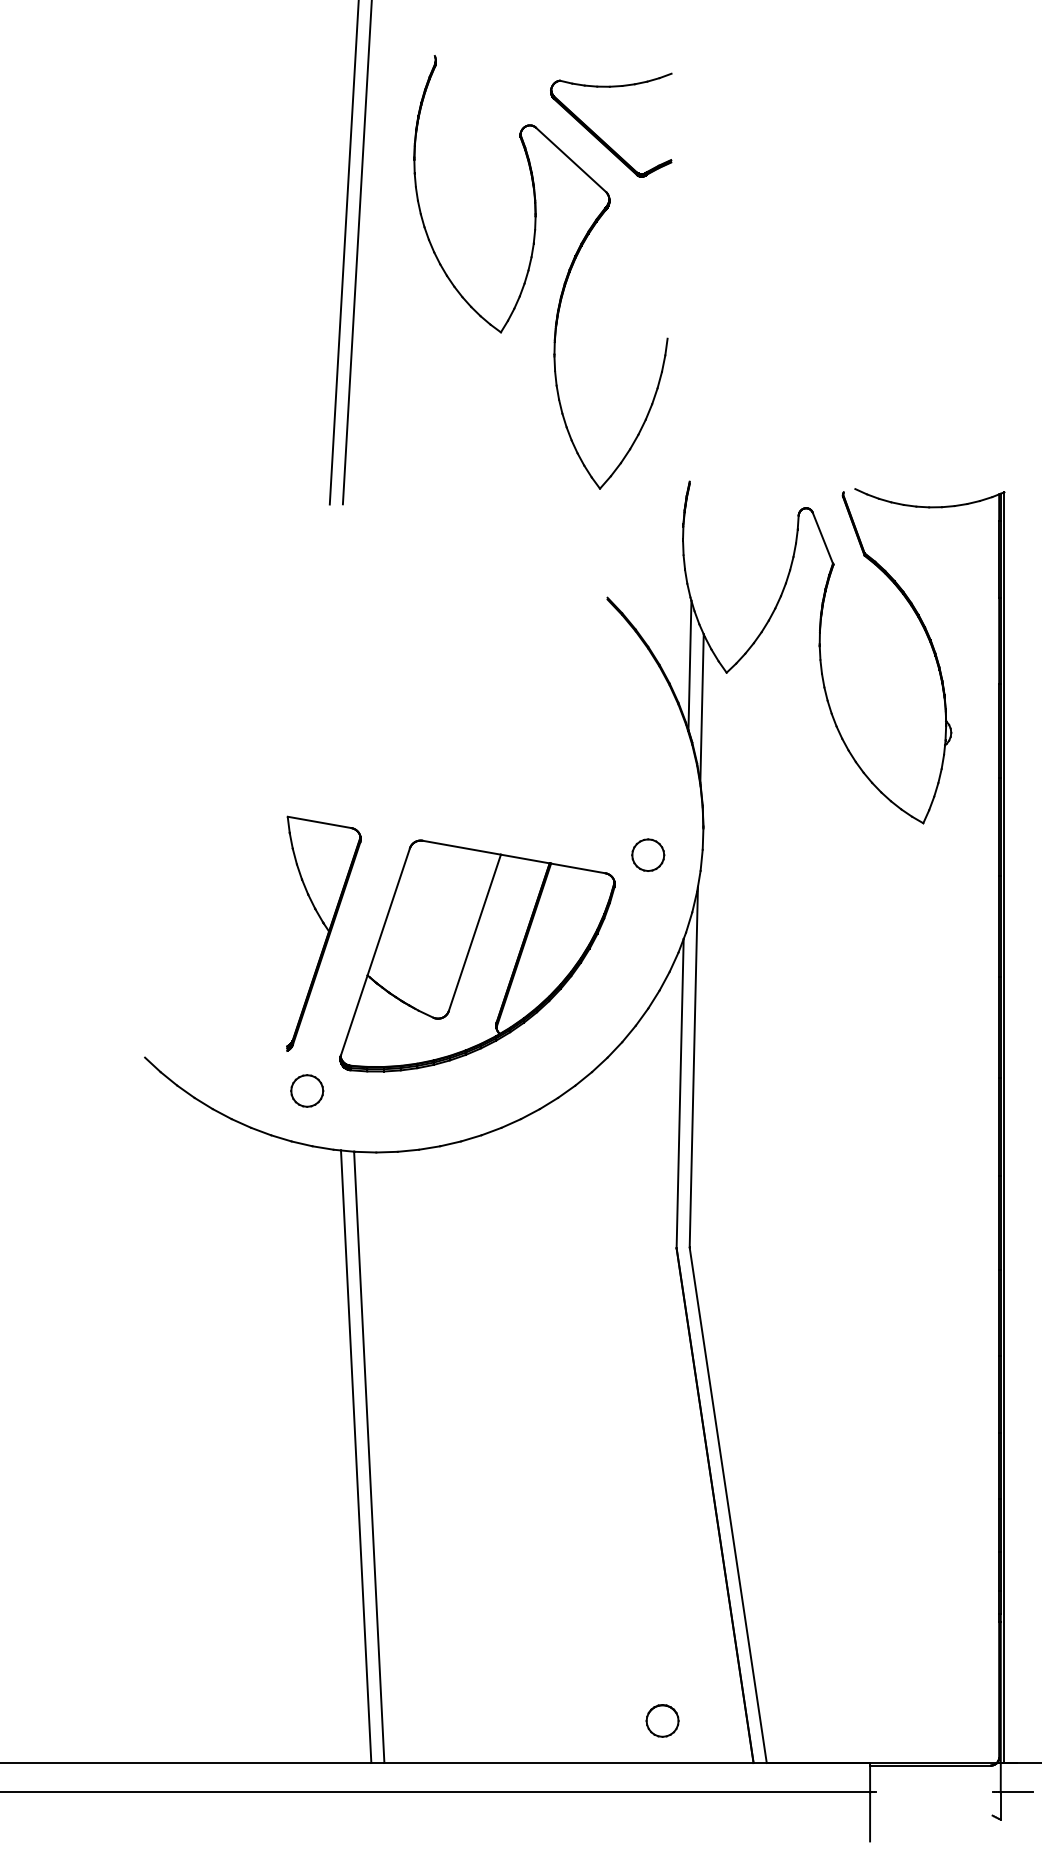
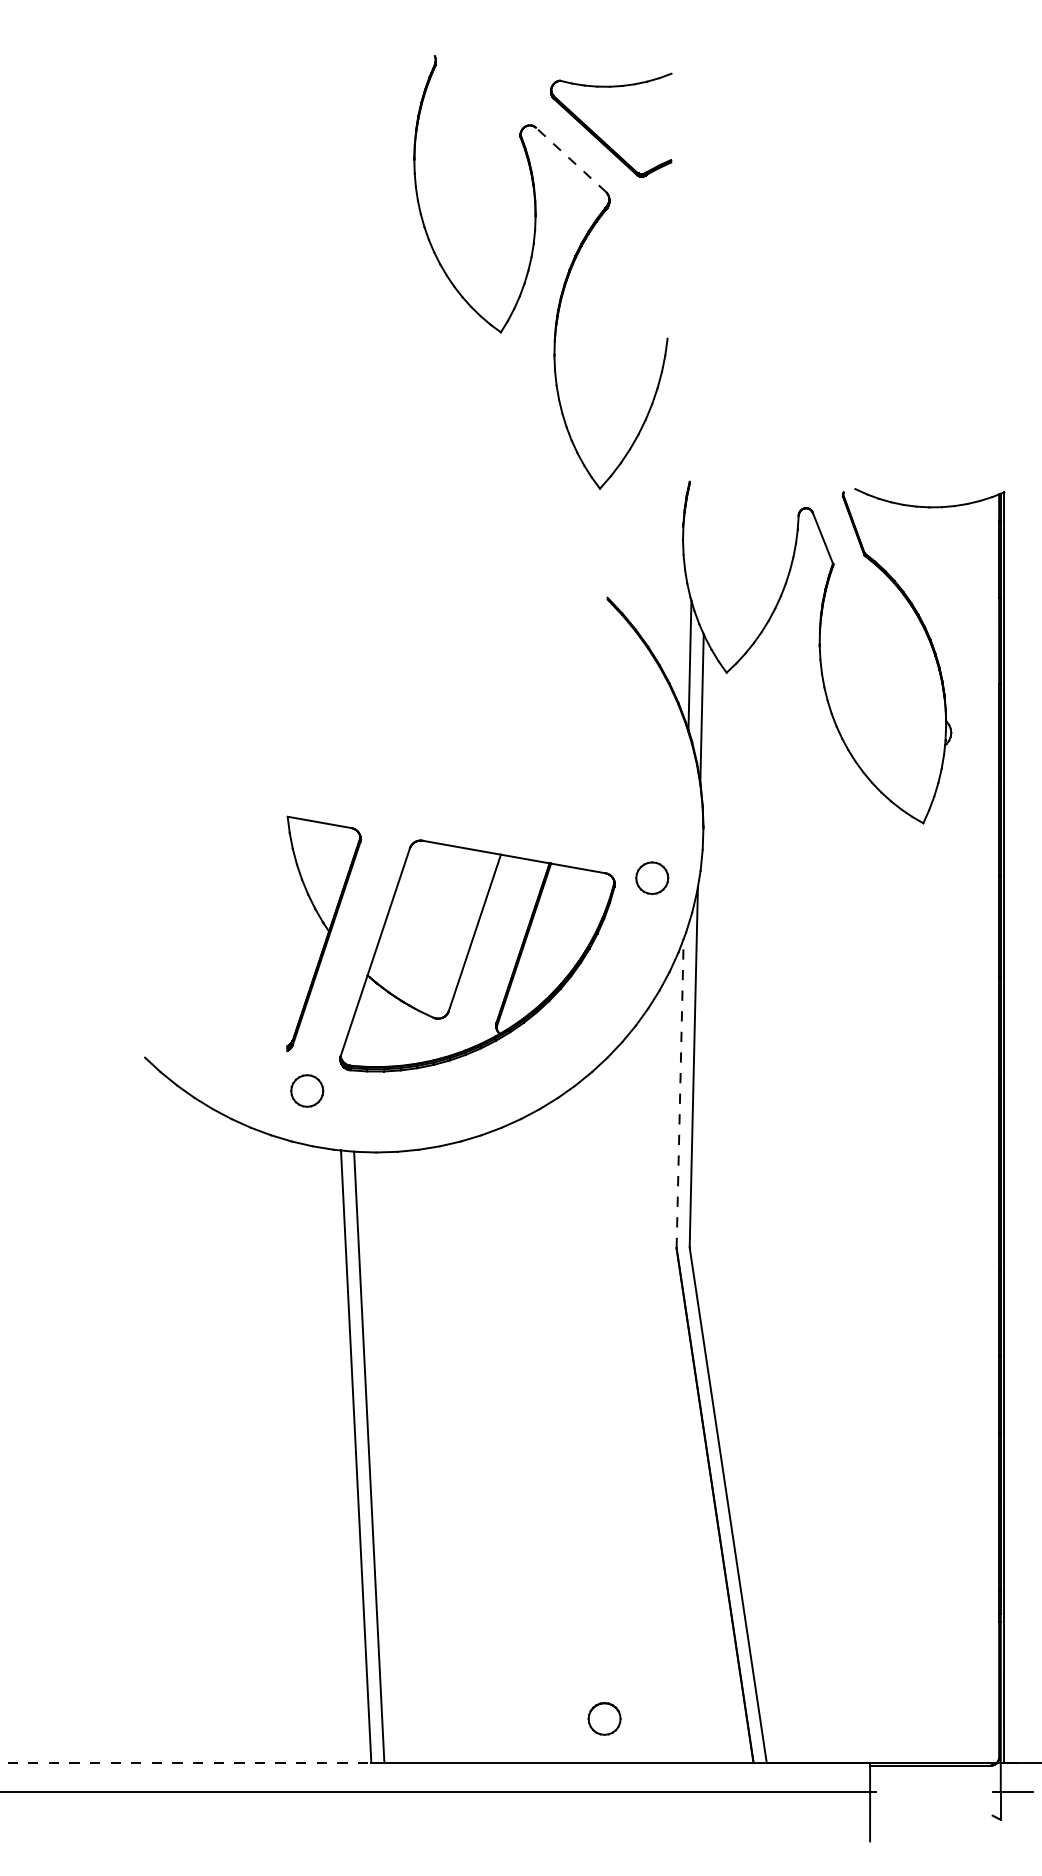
line: solid -> dashed (571, 160)
line: present -> none (343, 253)
line: present -> none (356, 253)
part position: (648, 854) -> (652, 877) (652, 877)
line: solid -> dashed (680, 1093)
part position: (662, 1720) -> (604, 1718) (604, 1718)
line: solid -> dashed (185, 1763)
